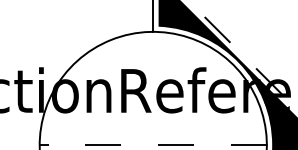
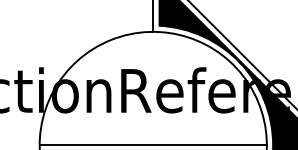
line: dashed -> solid (242, 55)
line: dashed -> solid (153, 145)
